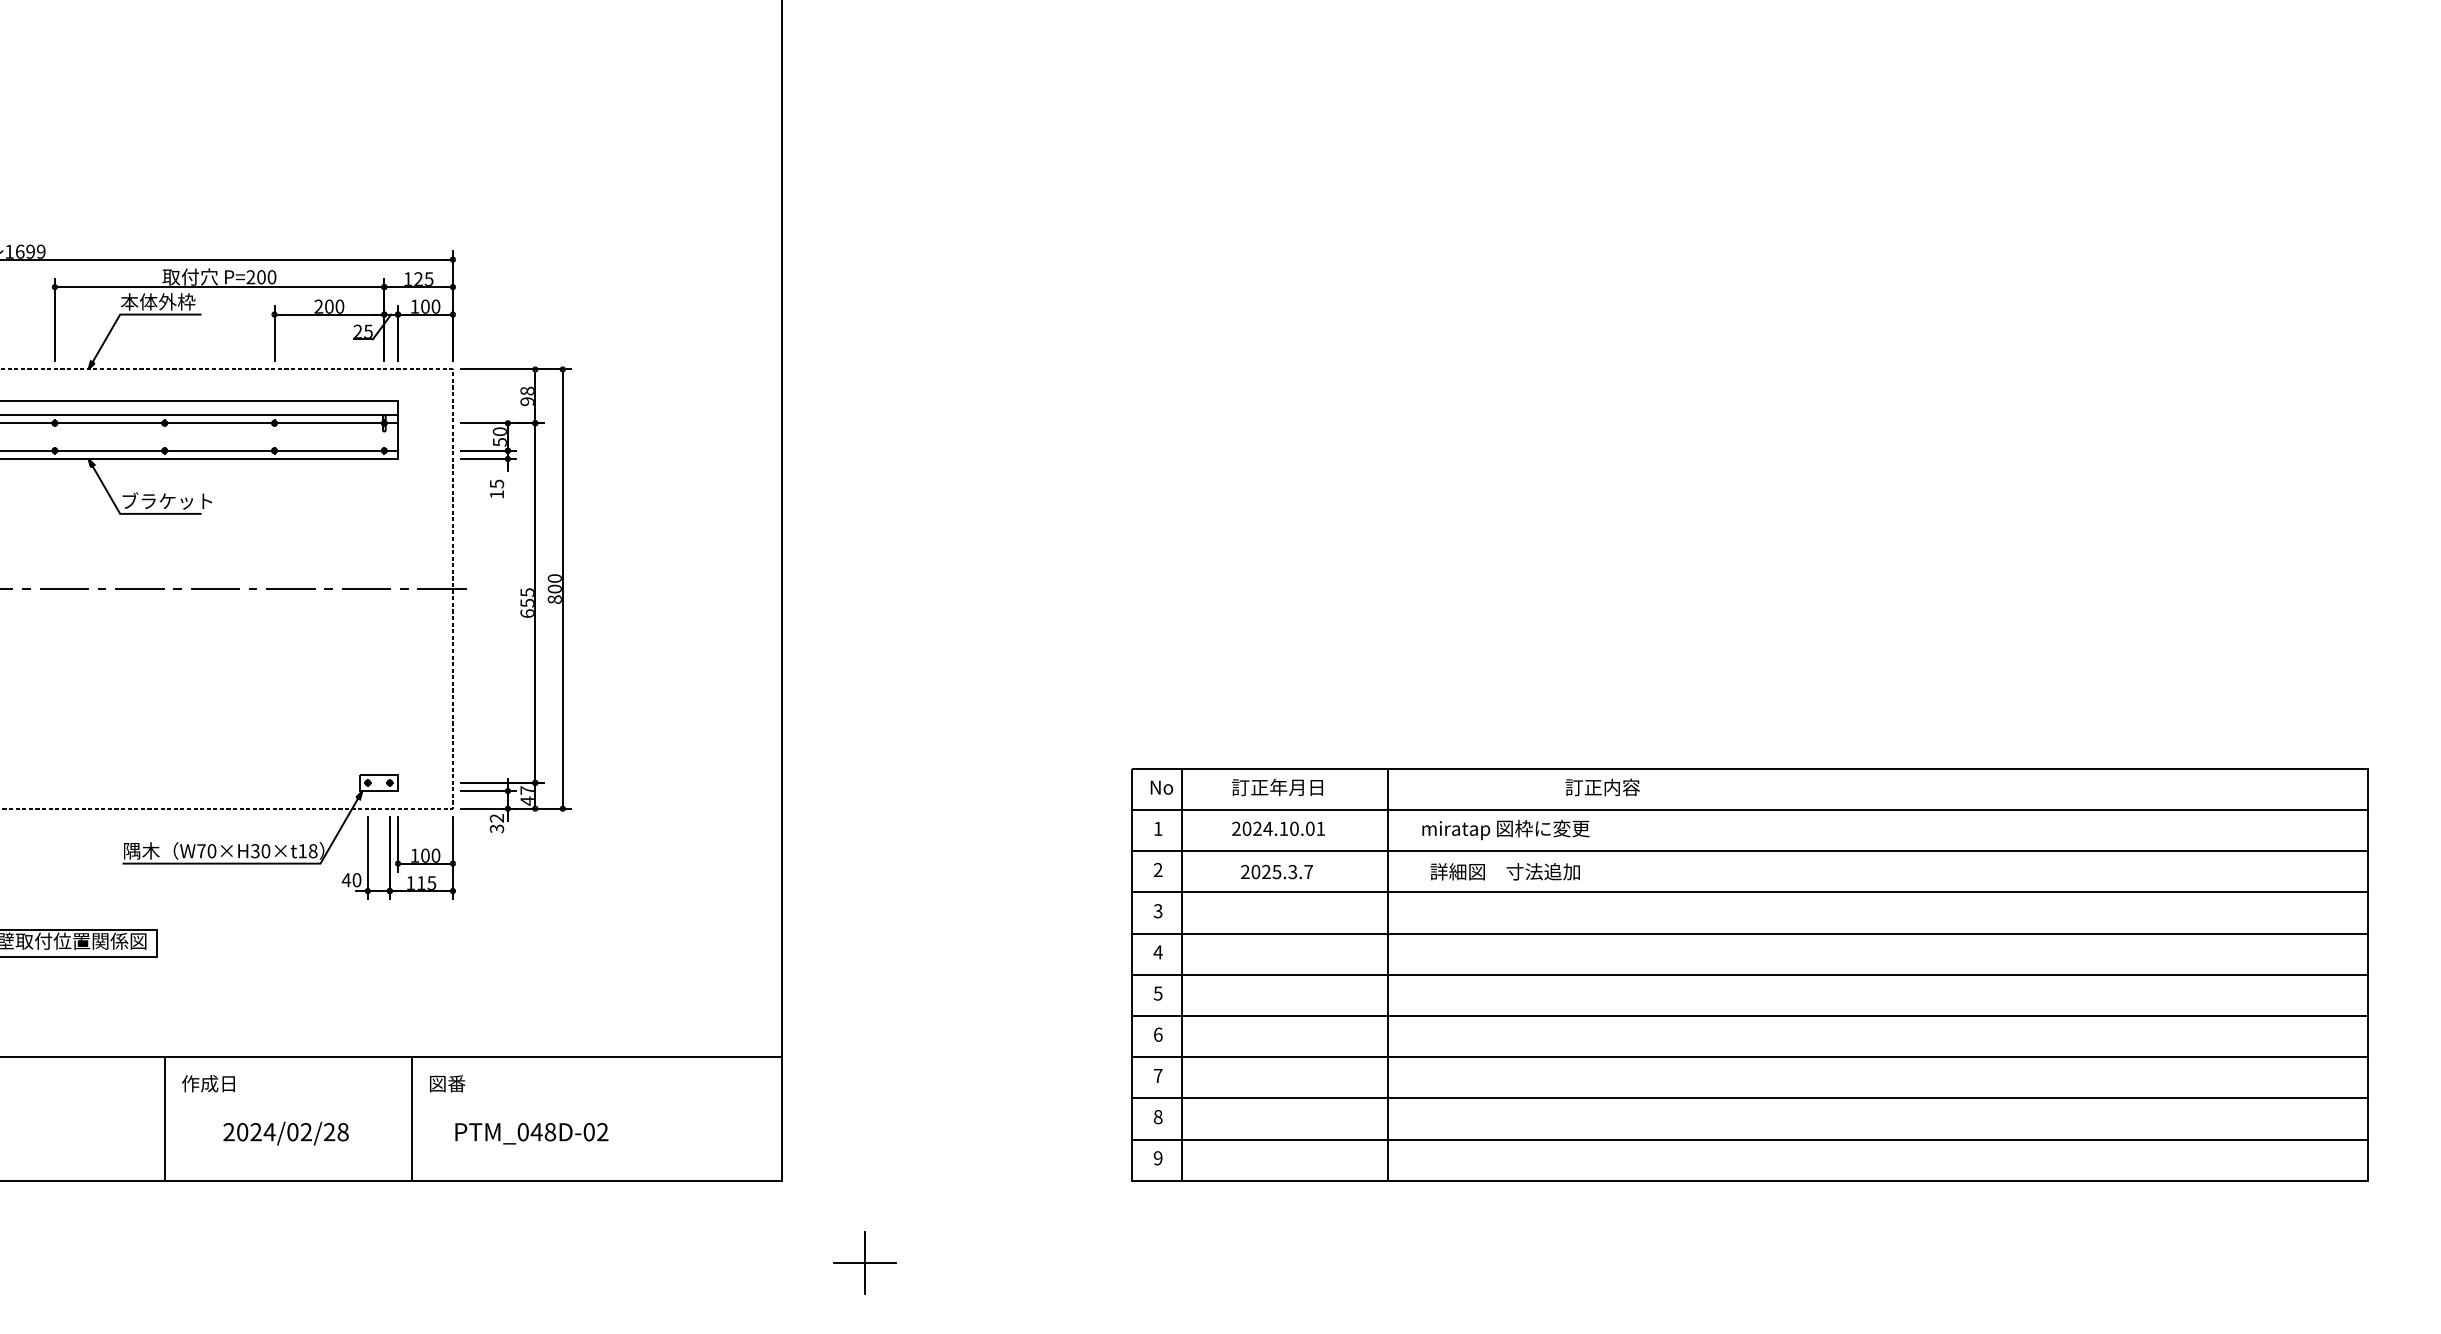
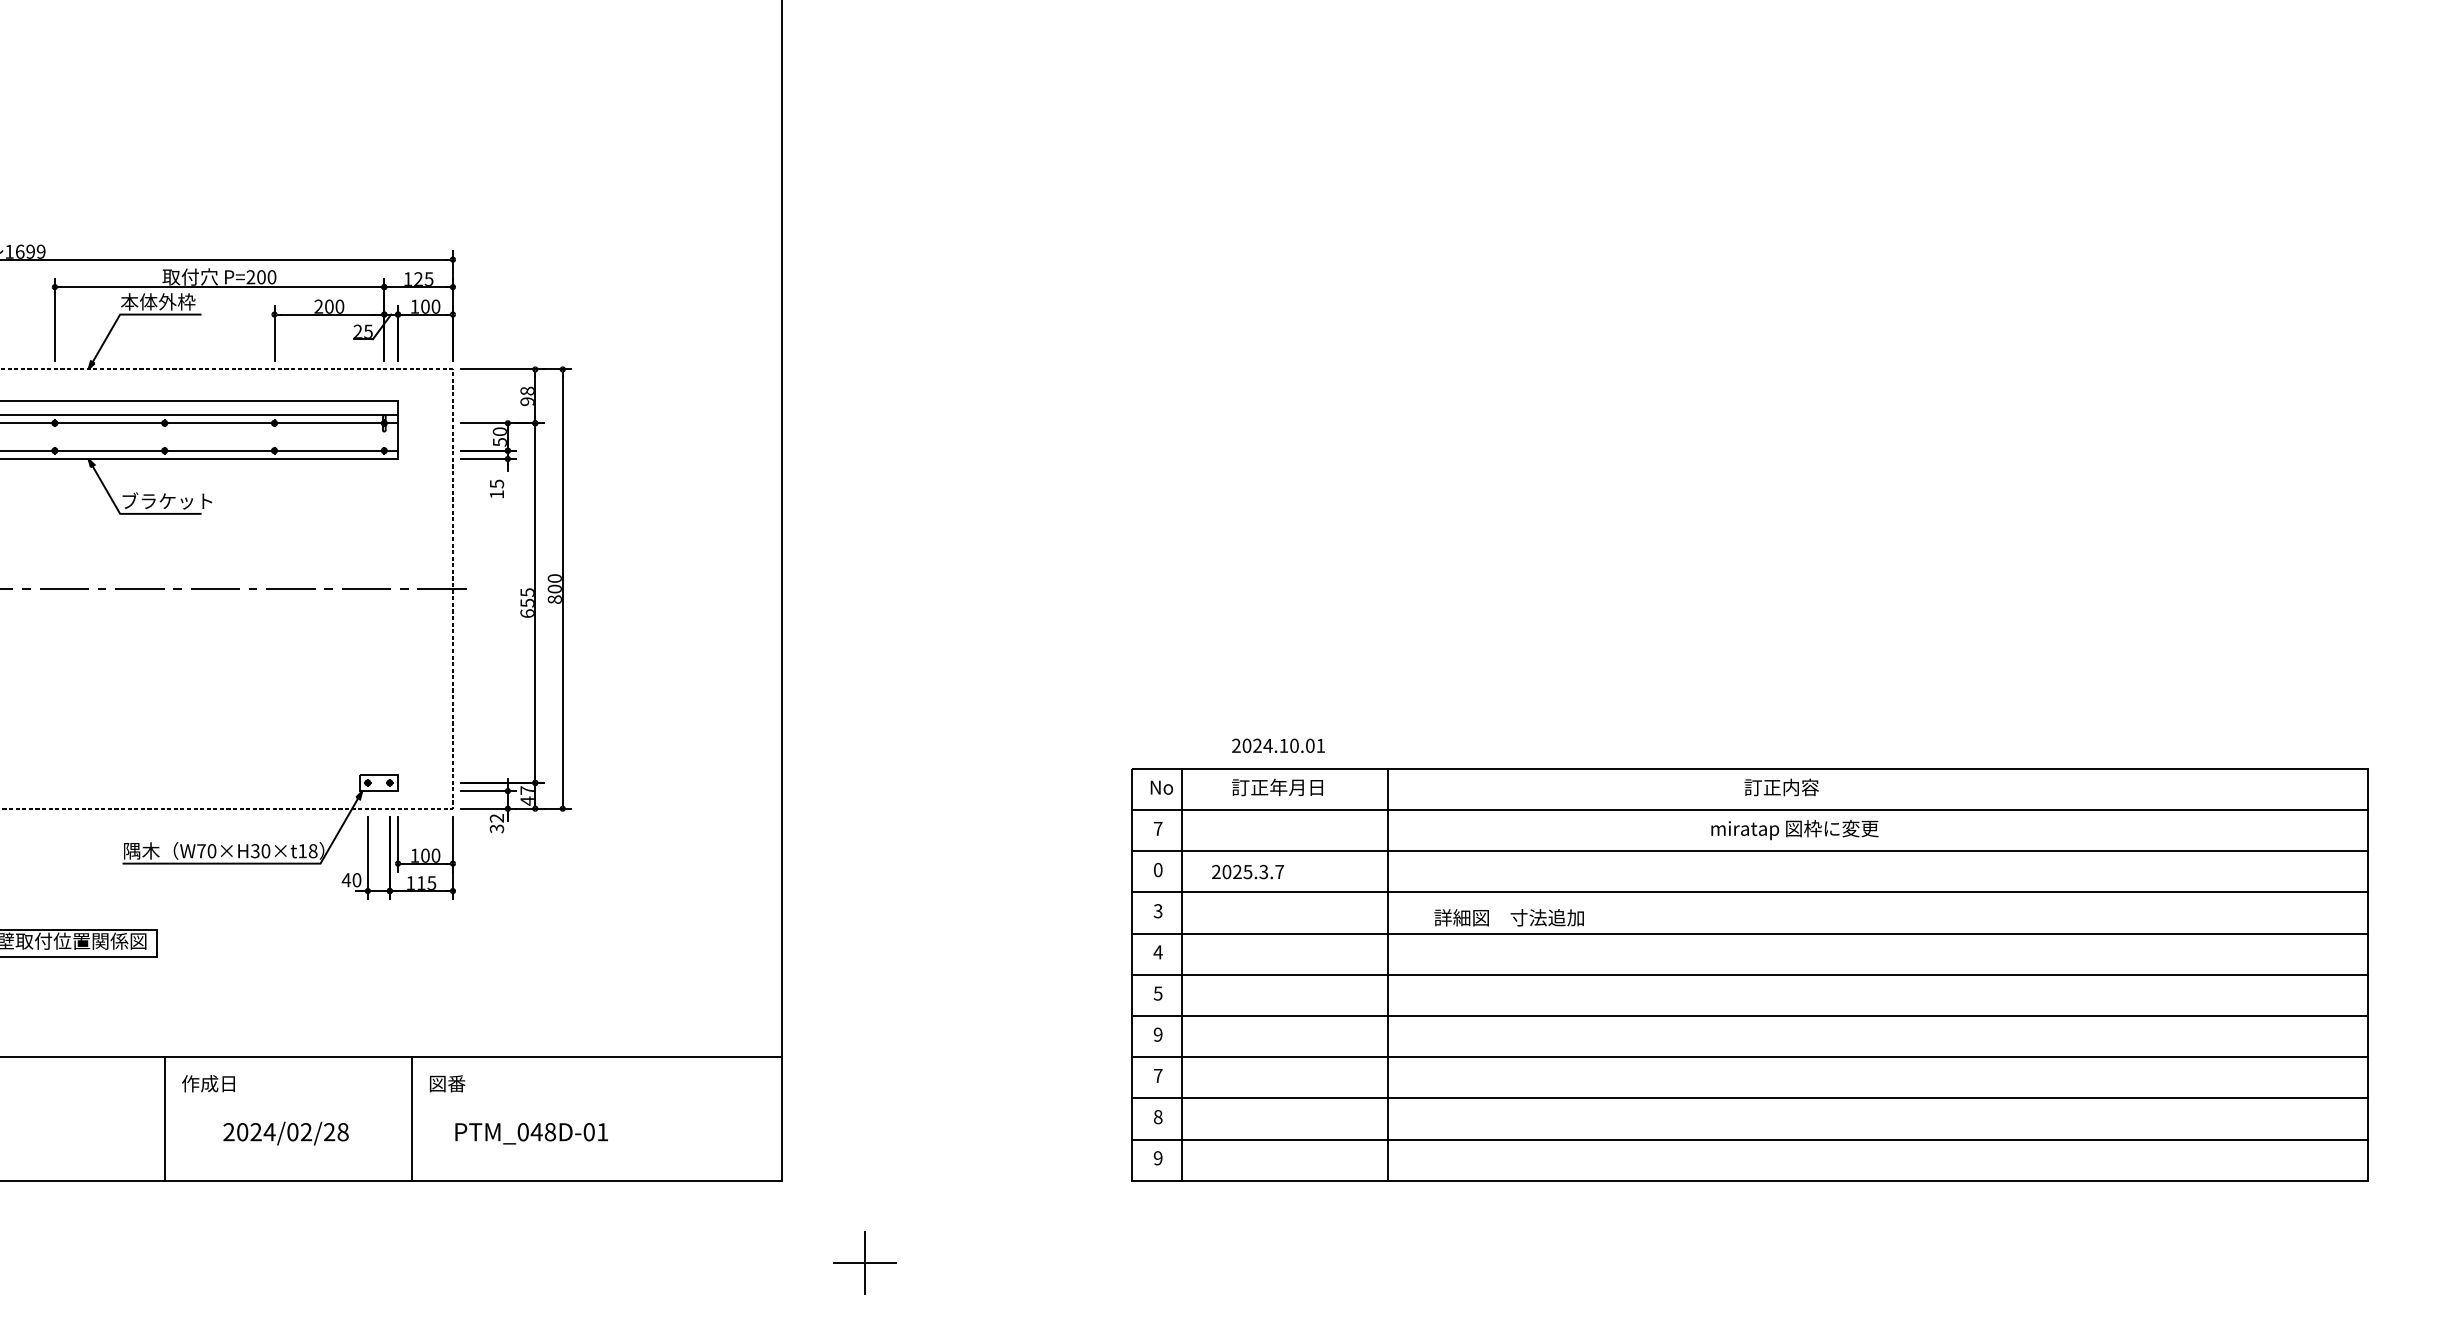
text position: (1602, 787) -> (1781, 787) (1781, 787)
text: 1 -> 7 (1158, 828)
text position: (1278, 828) -> (1278, 745) (1278, 745)
text position: (1505, 830) -> (1794, 830) (1794, 830)
text: 2 -> 0 (1157, 870)
text position: (1276, 871) -> (1247, 871) (1247, 871)
text position: (1504, 871) -> (1508, 917) (1508, 917)
text: 6 -> 9 (1157, 1034)
text: PTM_048D-02 -> PTM_048D-01 (602, 1132)
